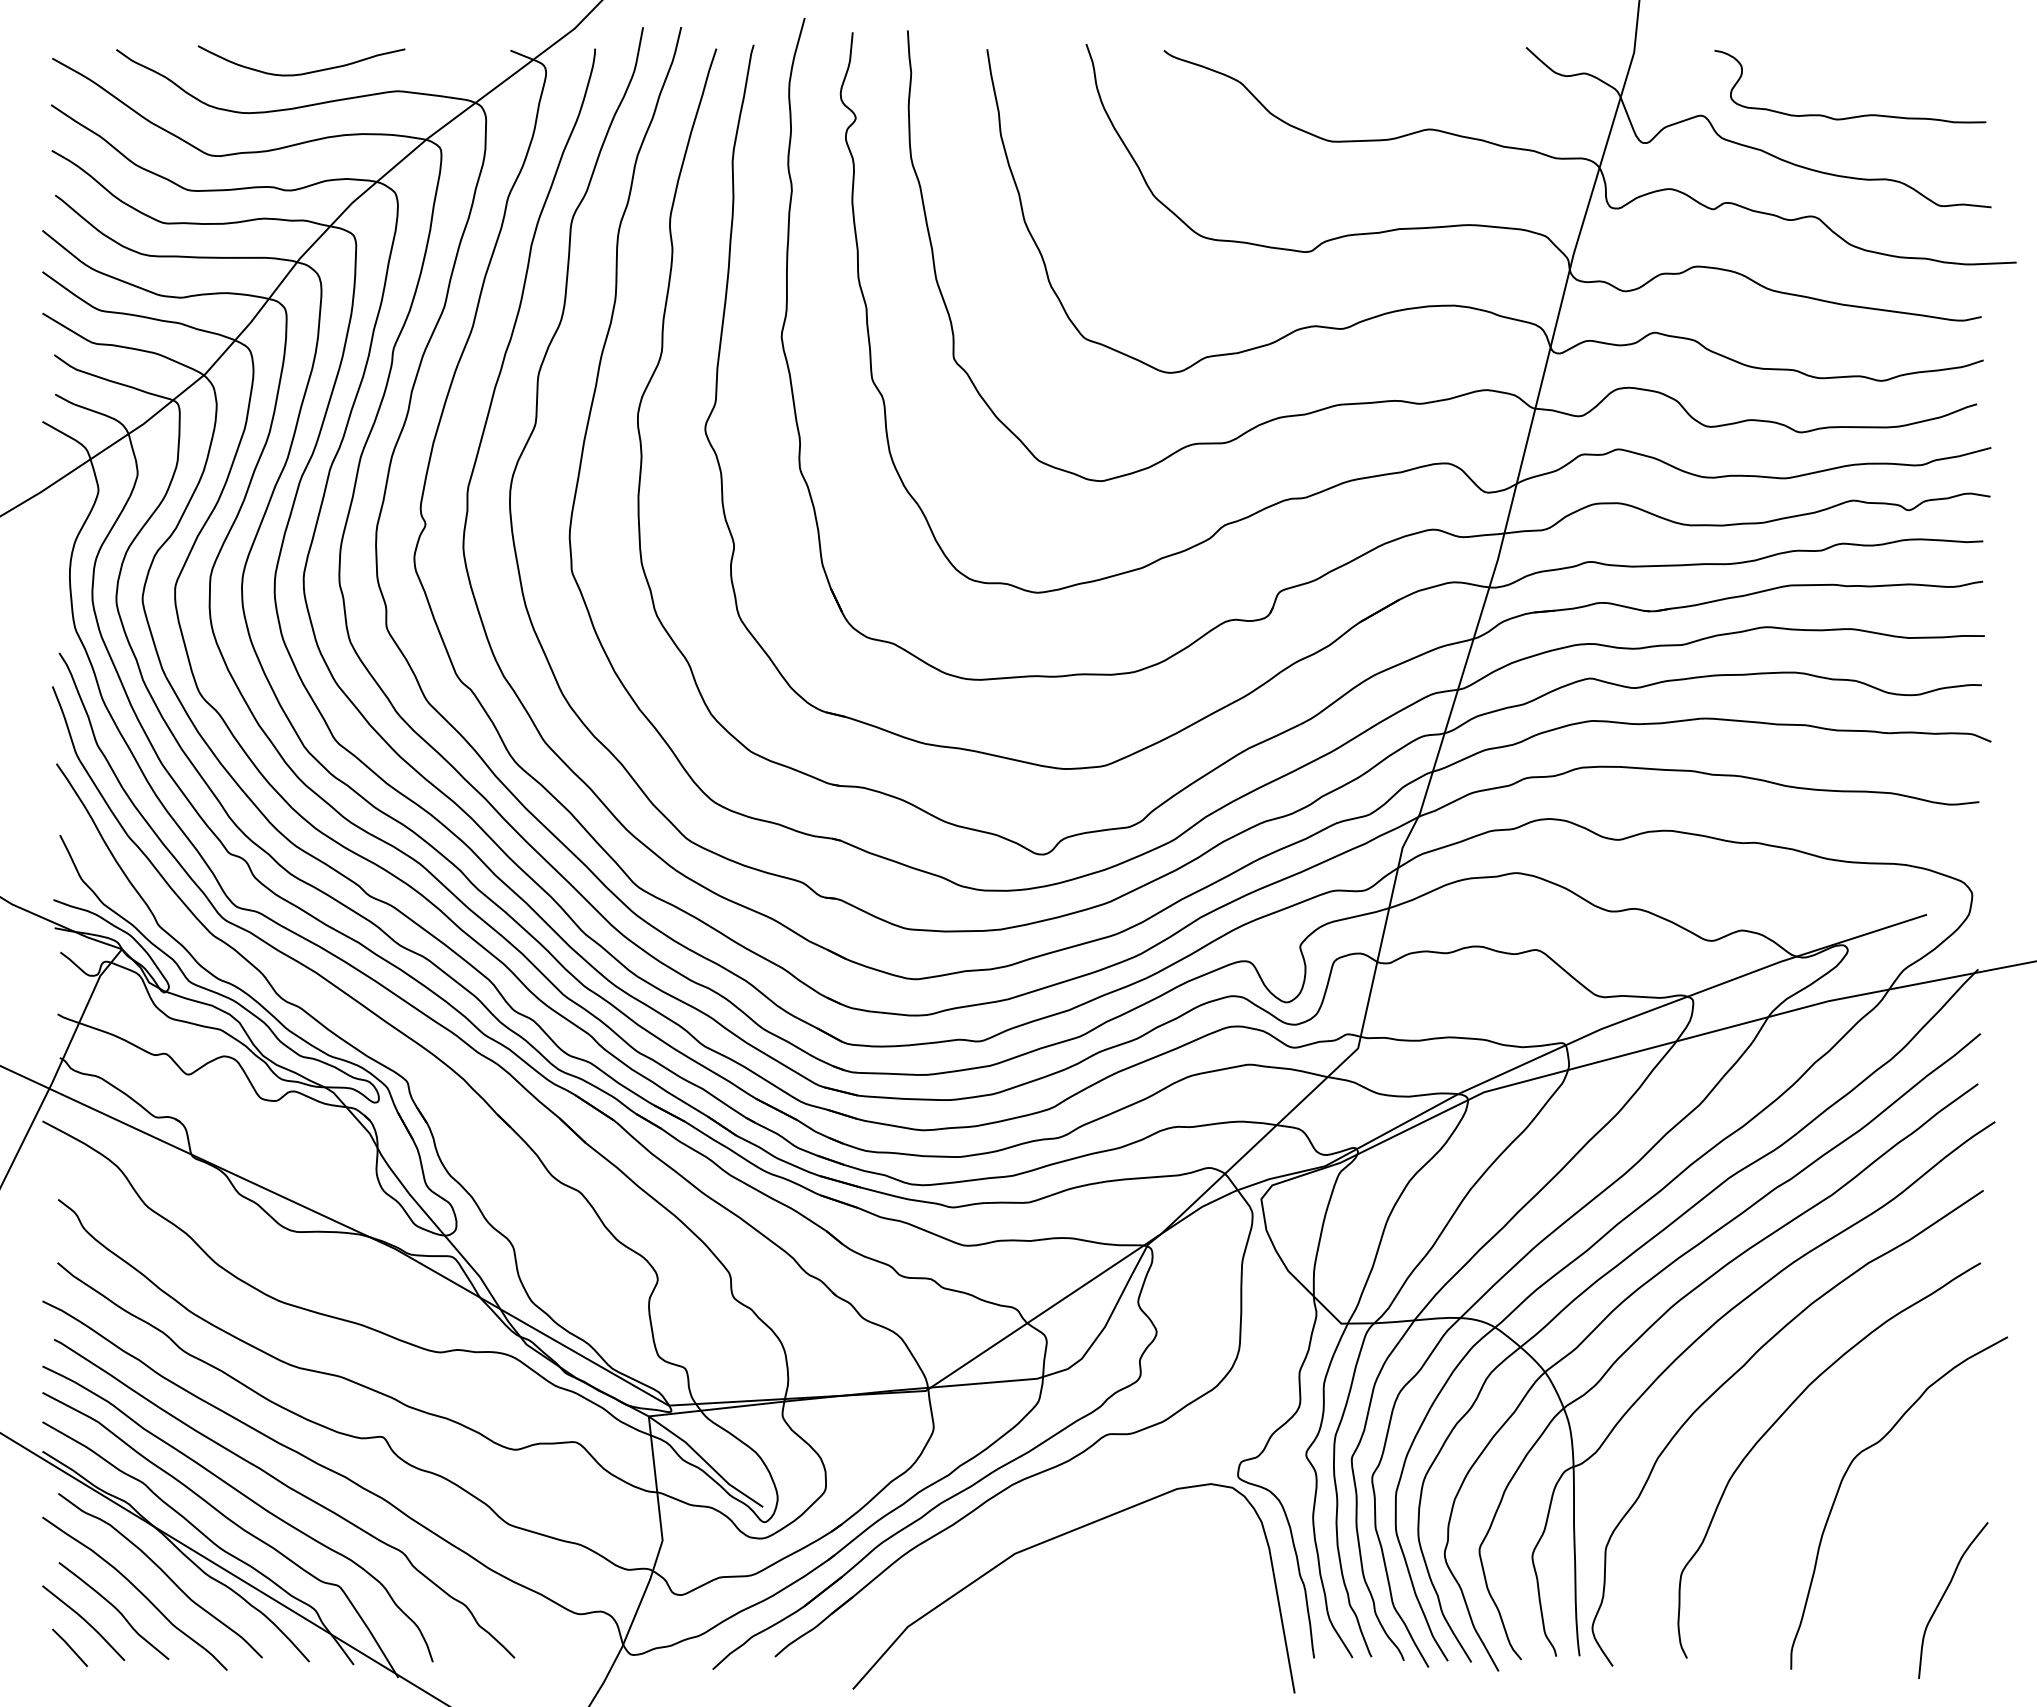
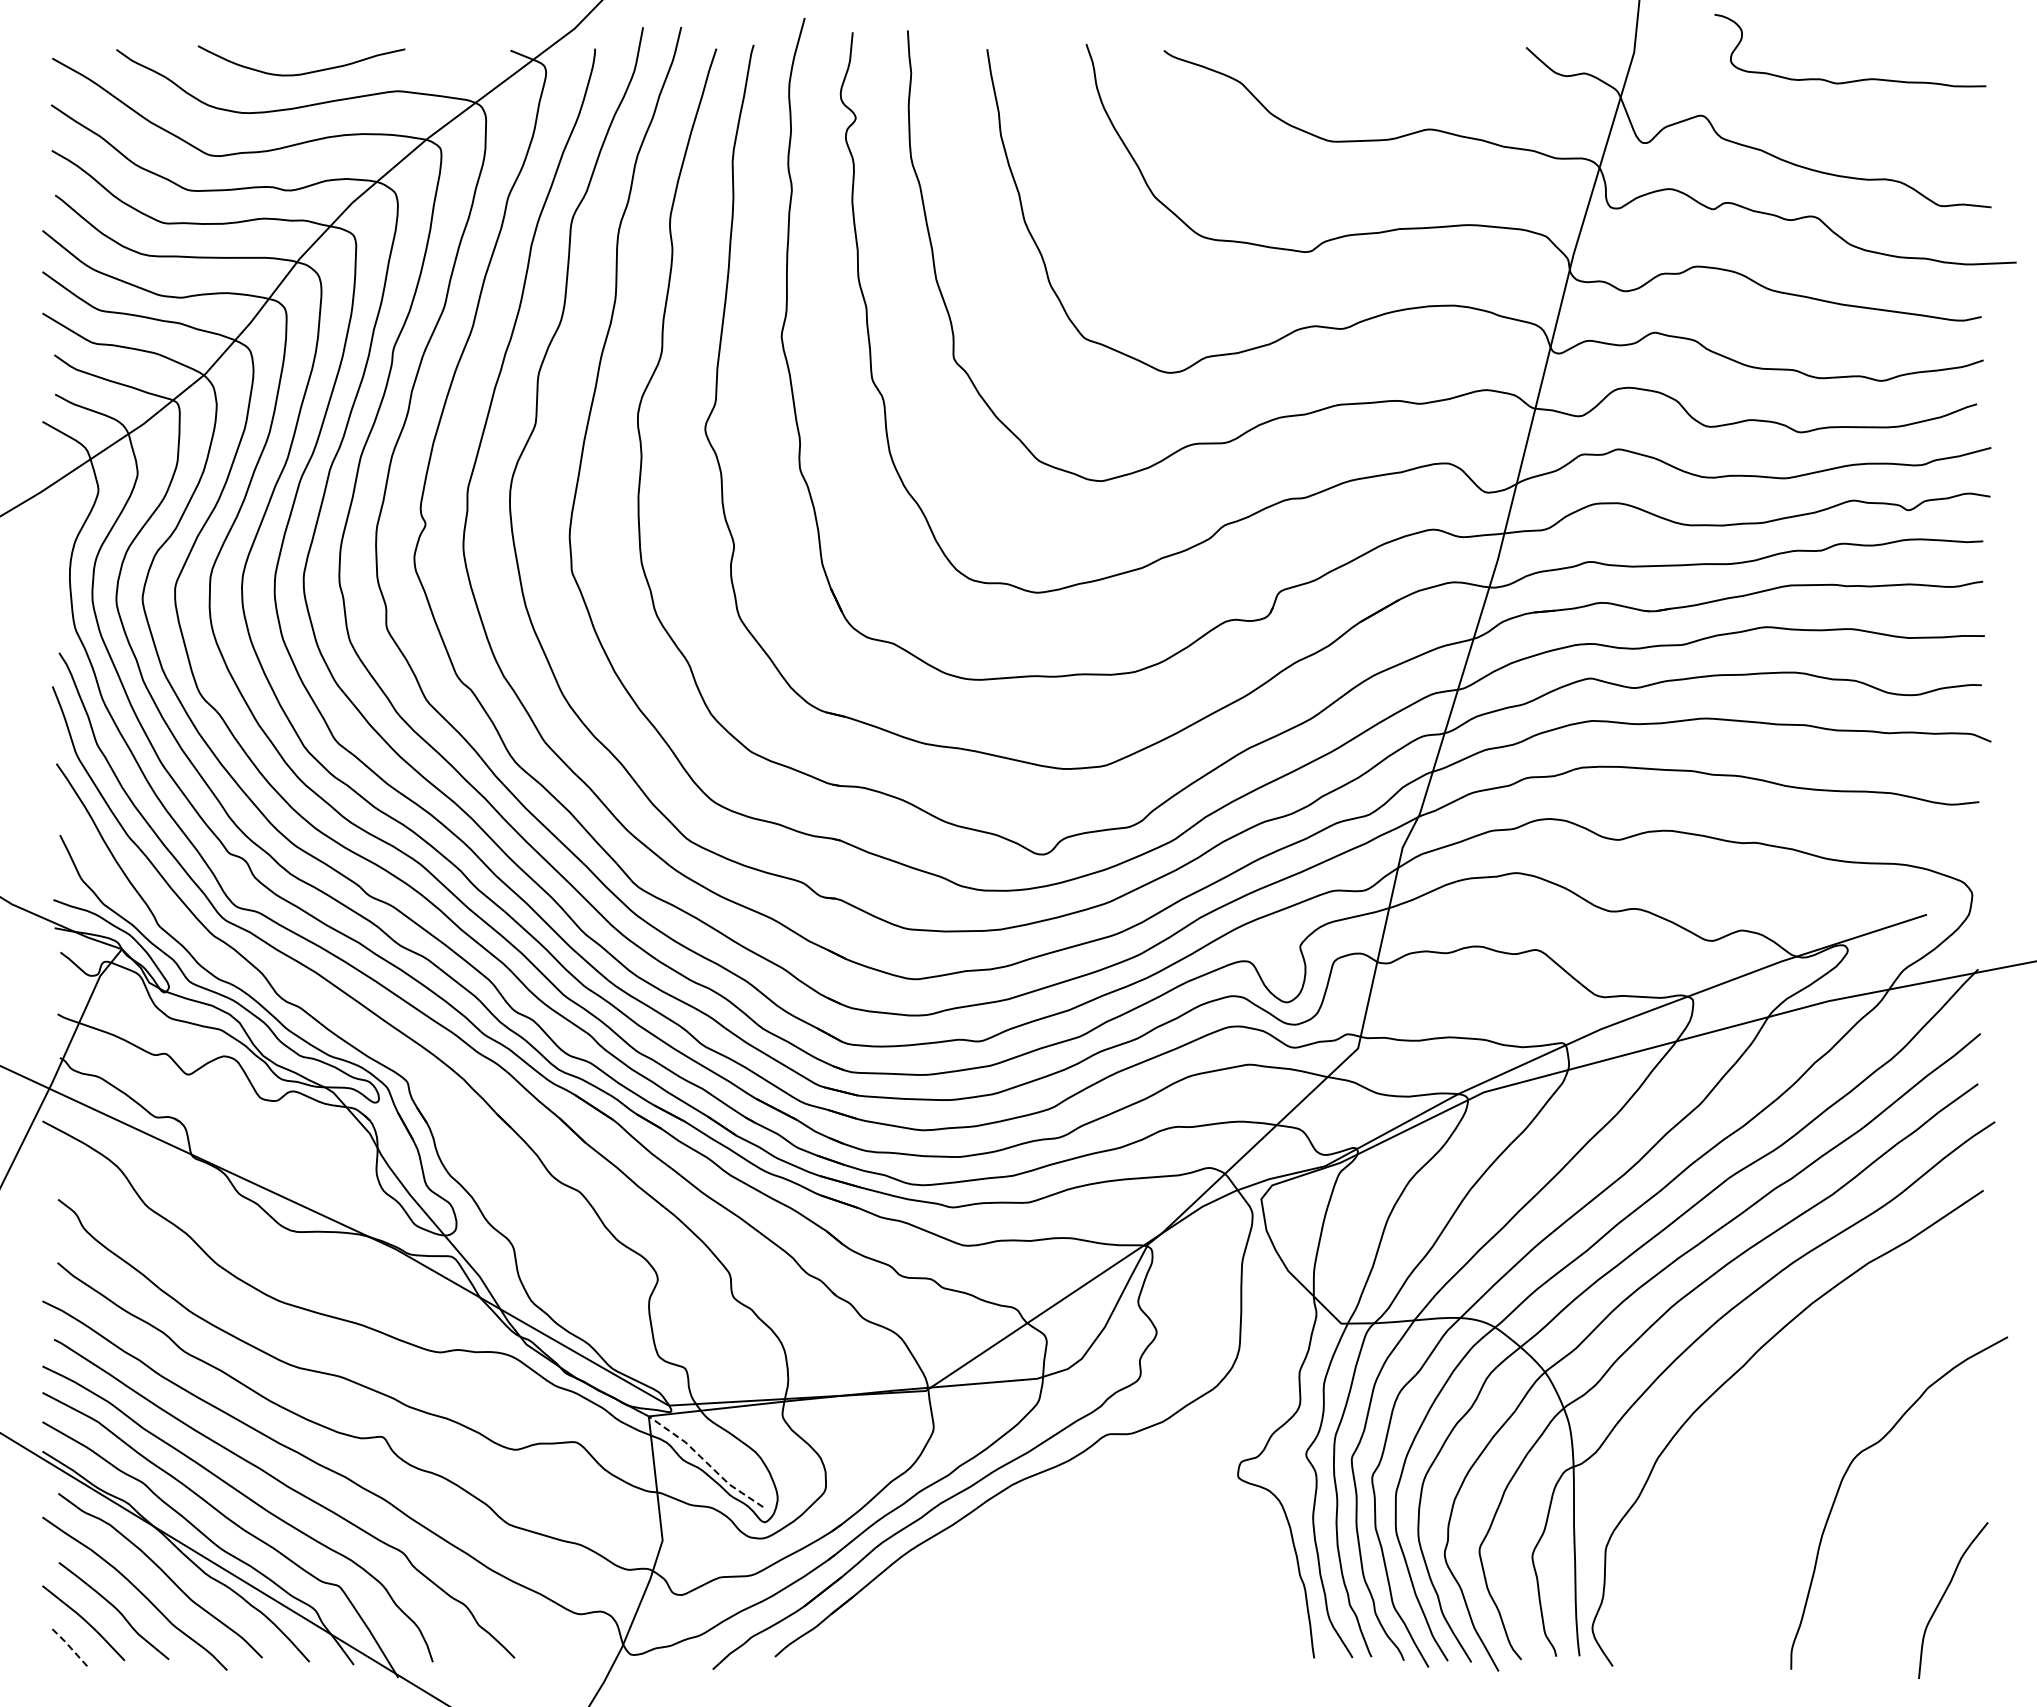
curve position: (1851, 116) -> (1851, 80) (1851, 80)
curve: present -> none (1780, 1418)
line: solid -> dashed (705, 1461)
curve: present -> none (1051, 1540)
line: solid -> dashed (70, 1647)
